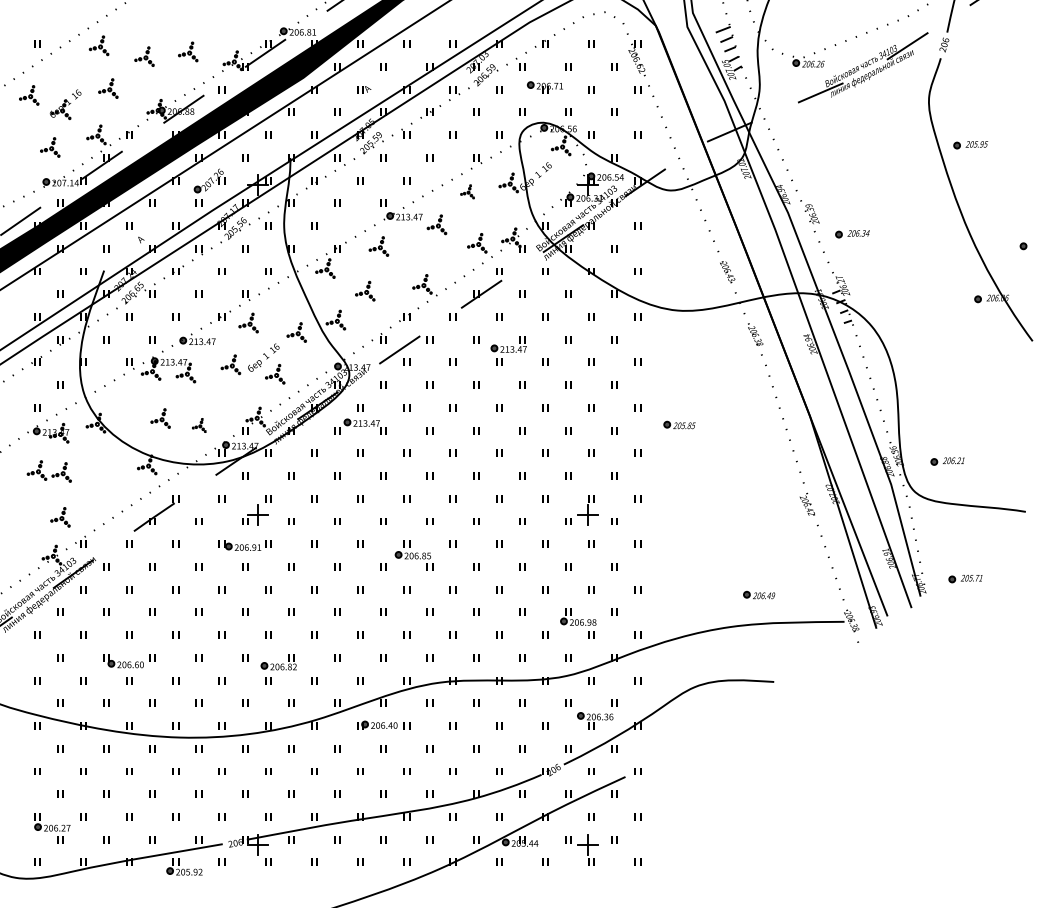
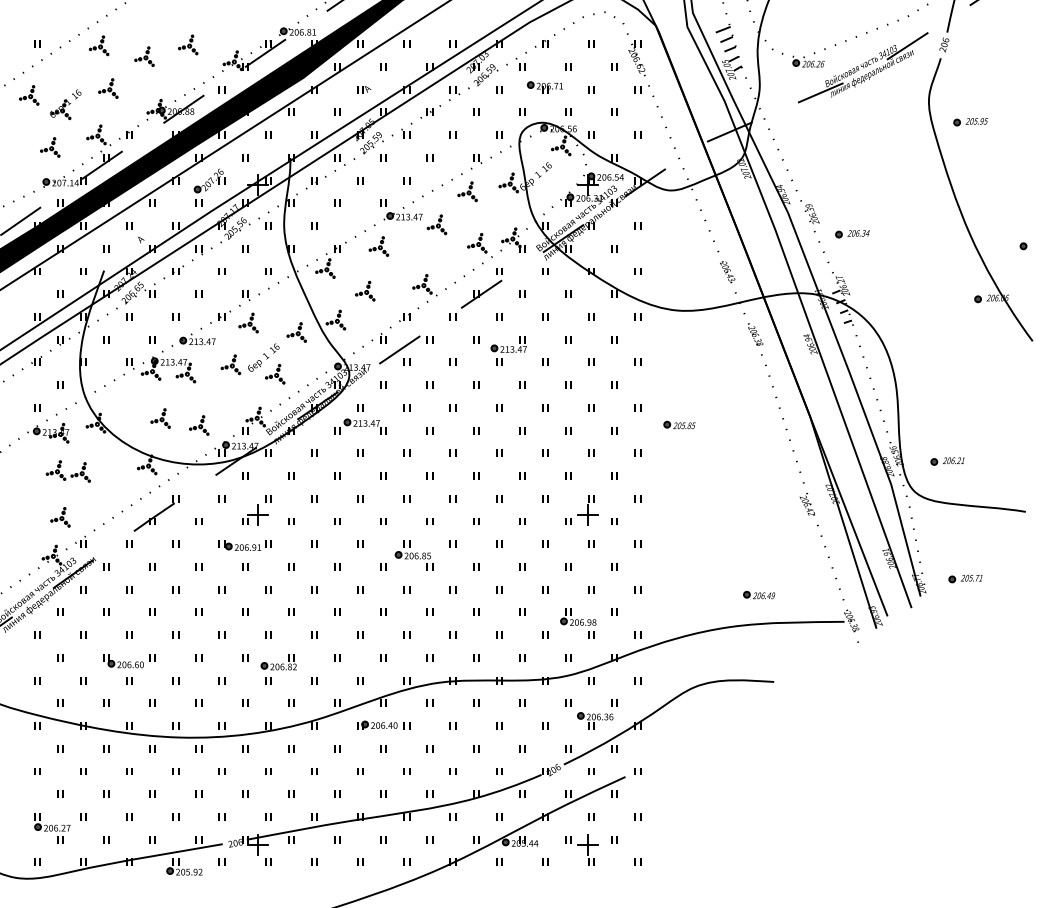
part position: (188, 51) -> (188, 44) (188, 44)
part position: (970, 145) -> (970, 122) (970, 122)
part size: 15x16 px -> 21x22 px (467, 191)
part size: 15x15 px -> 21x21 px (199, 425)
part position: (48, 471) -> (67, 471) (67, 471)
